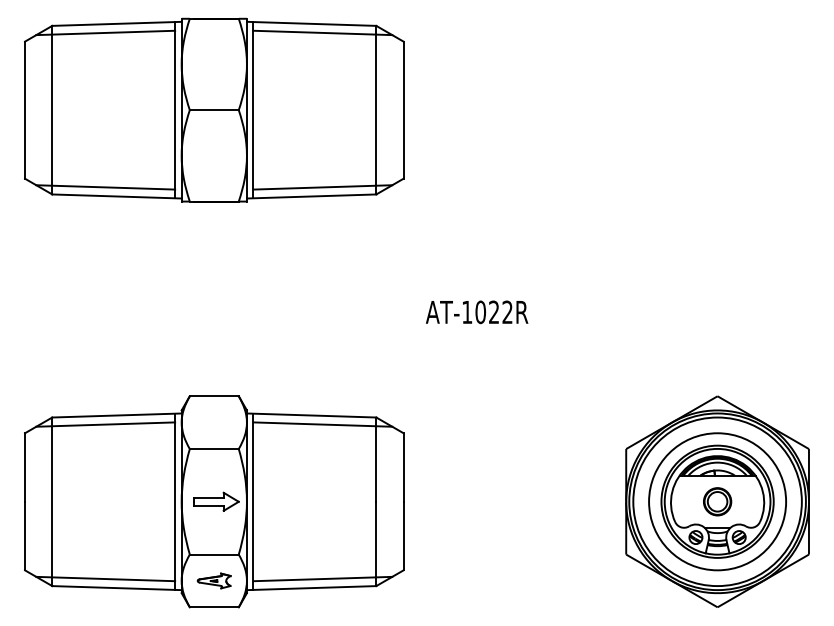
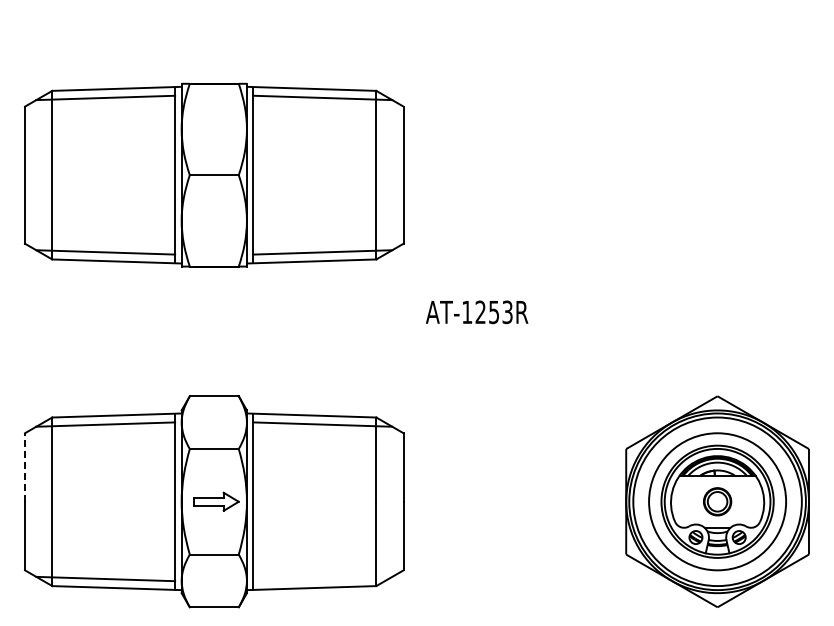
part position: (214, 109) -> (214, 174) (214, 174)
text: AT-1022R -> AT-1253R (493, 312)
line: solid -> dashed (25, 467)
line: present -> none (322, 578)
part: present -> none (213, 580)
